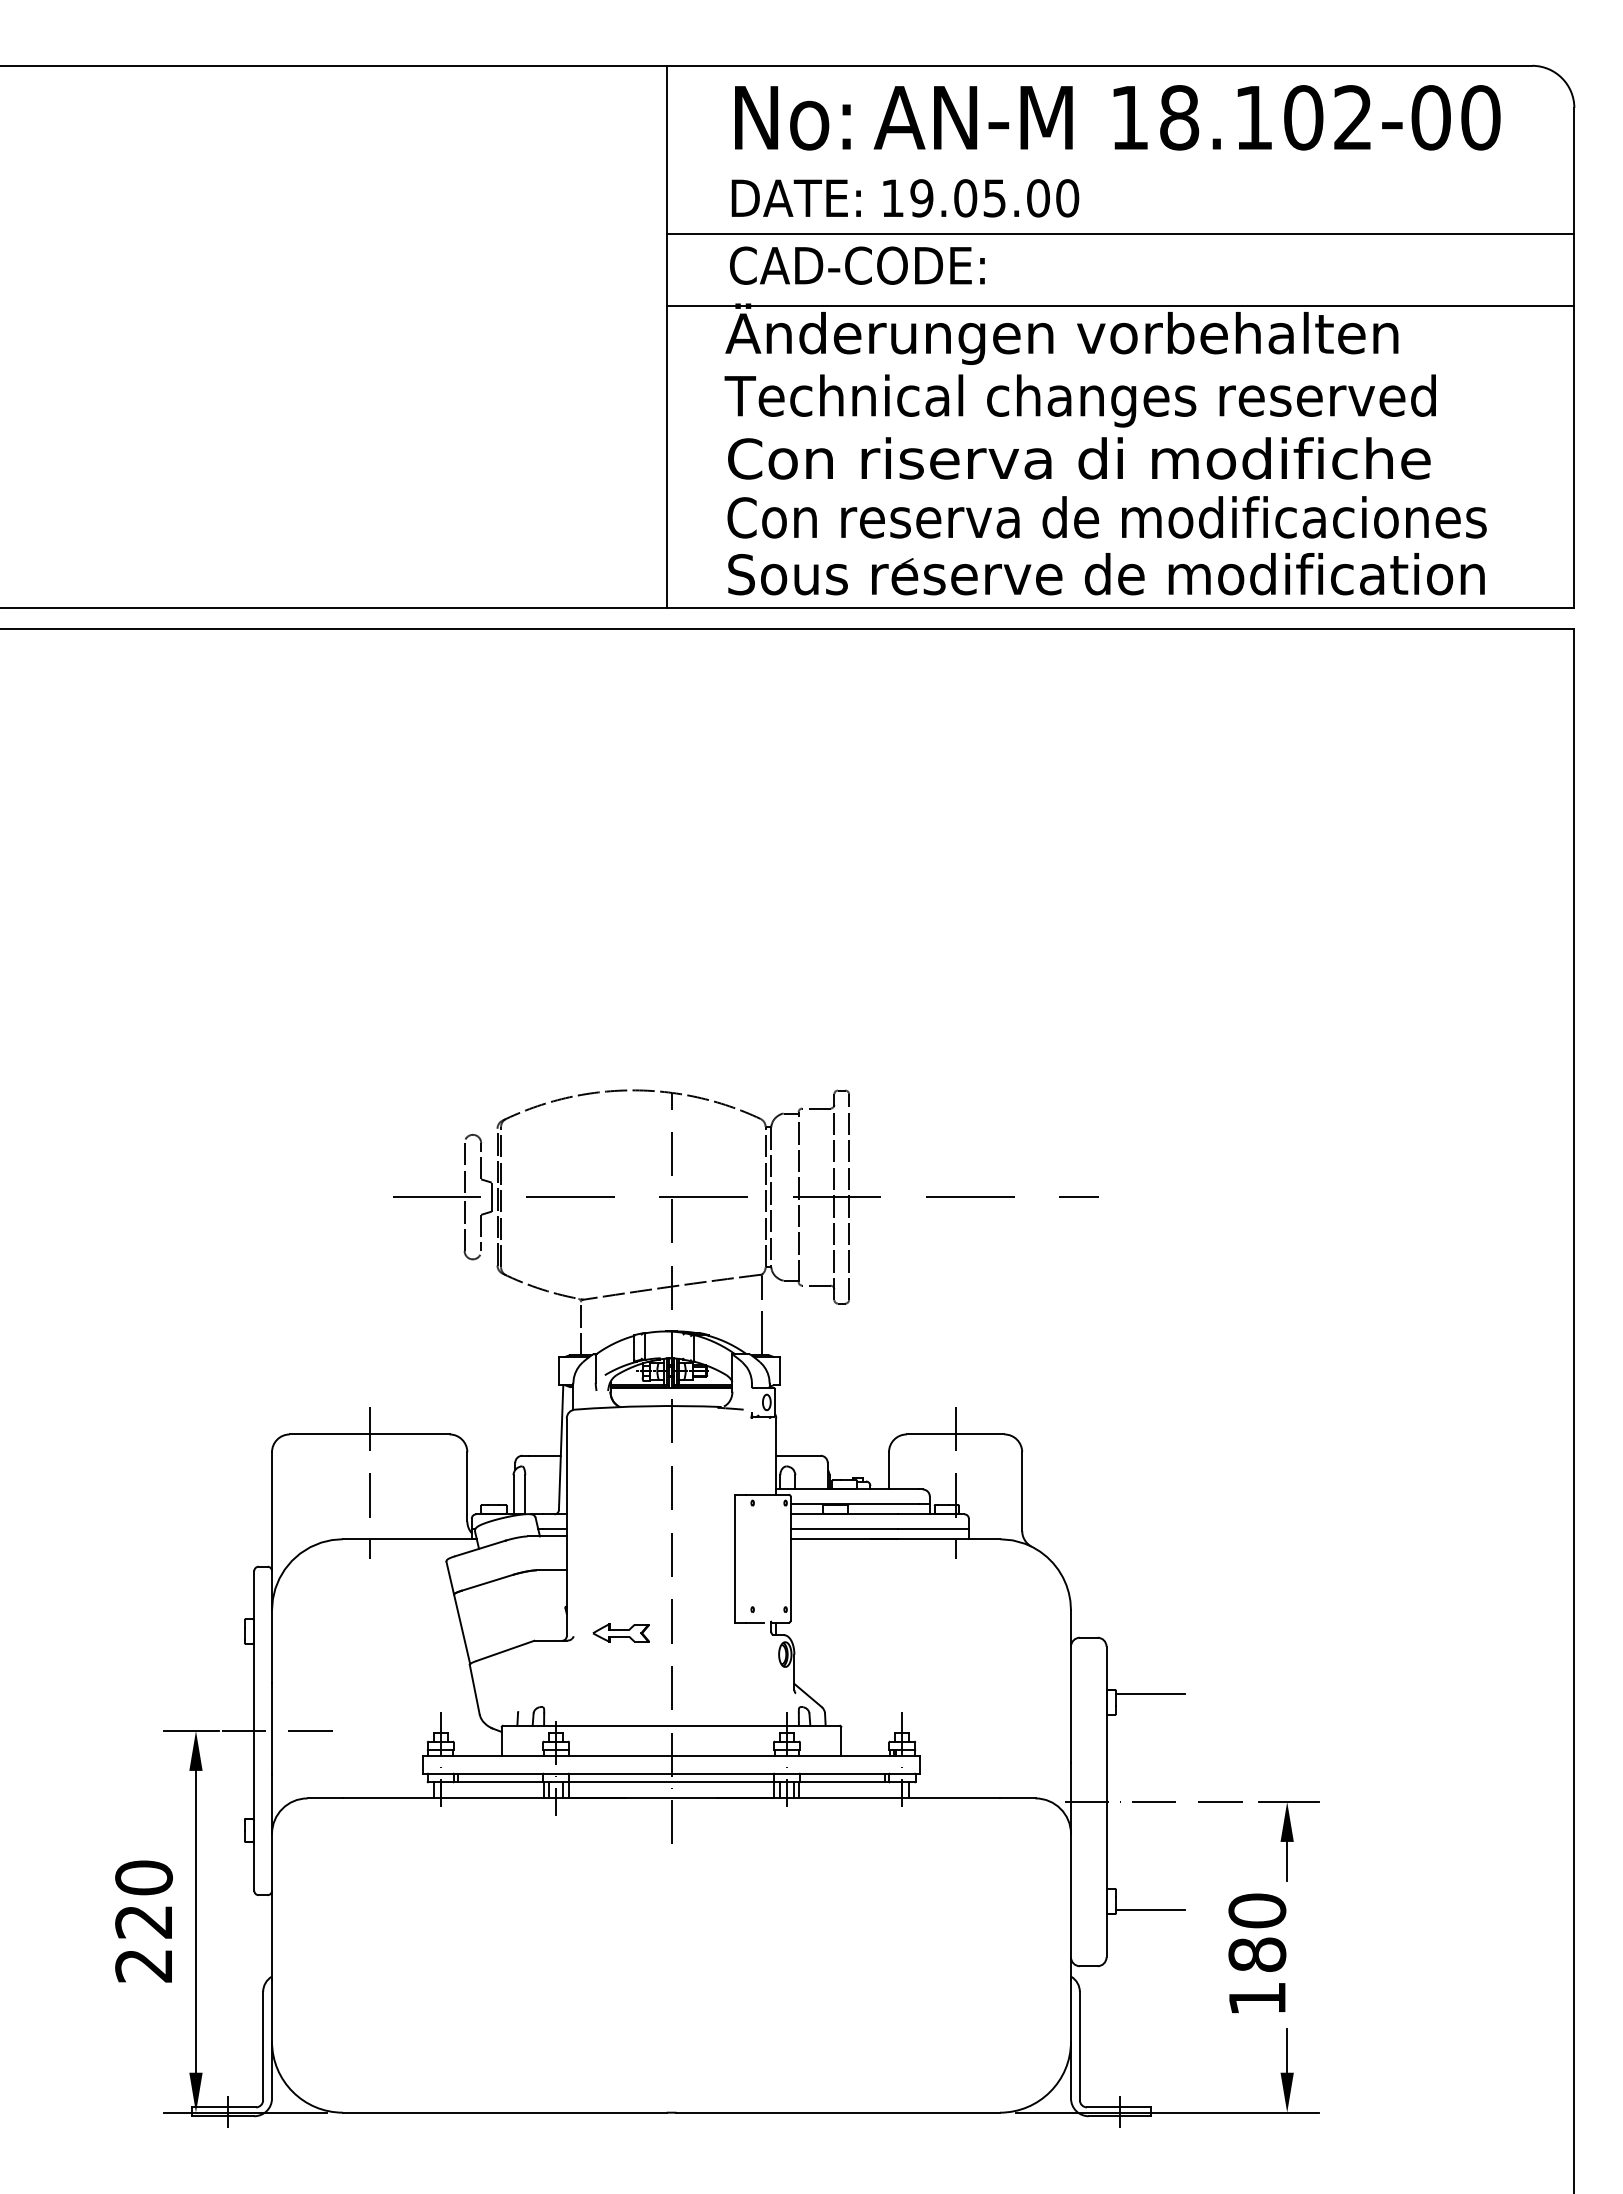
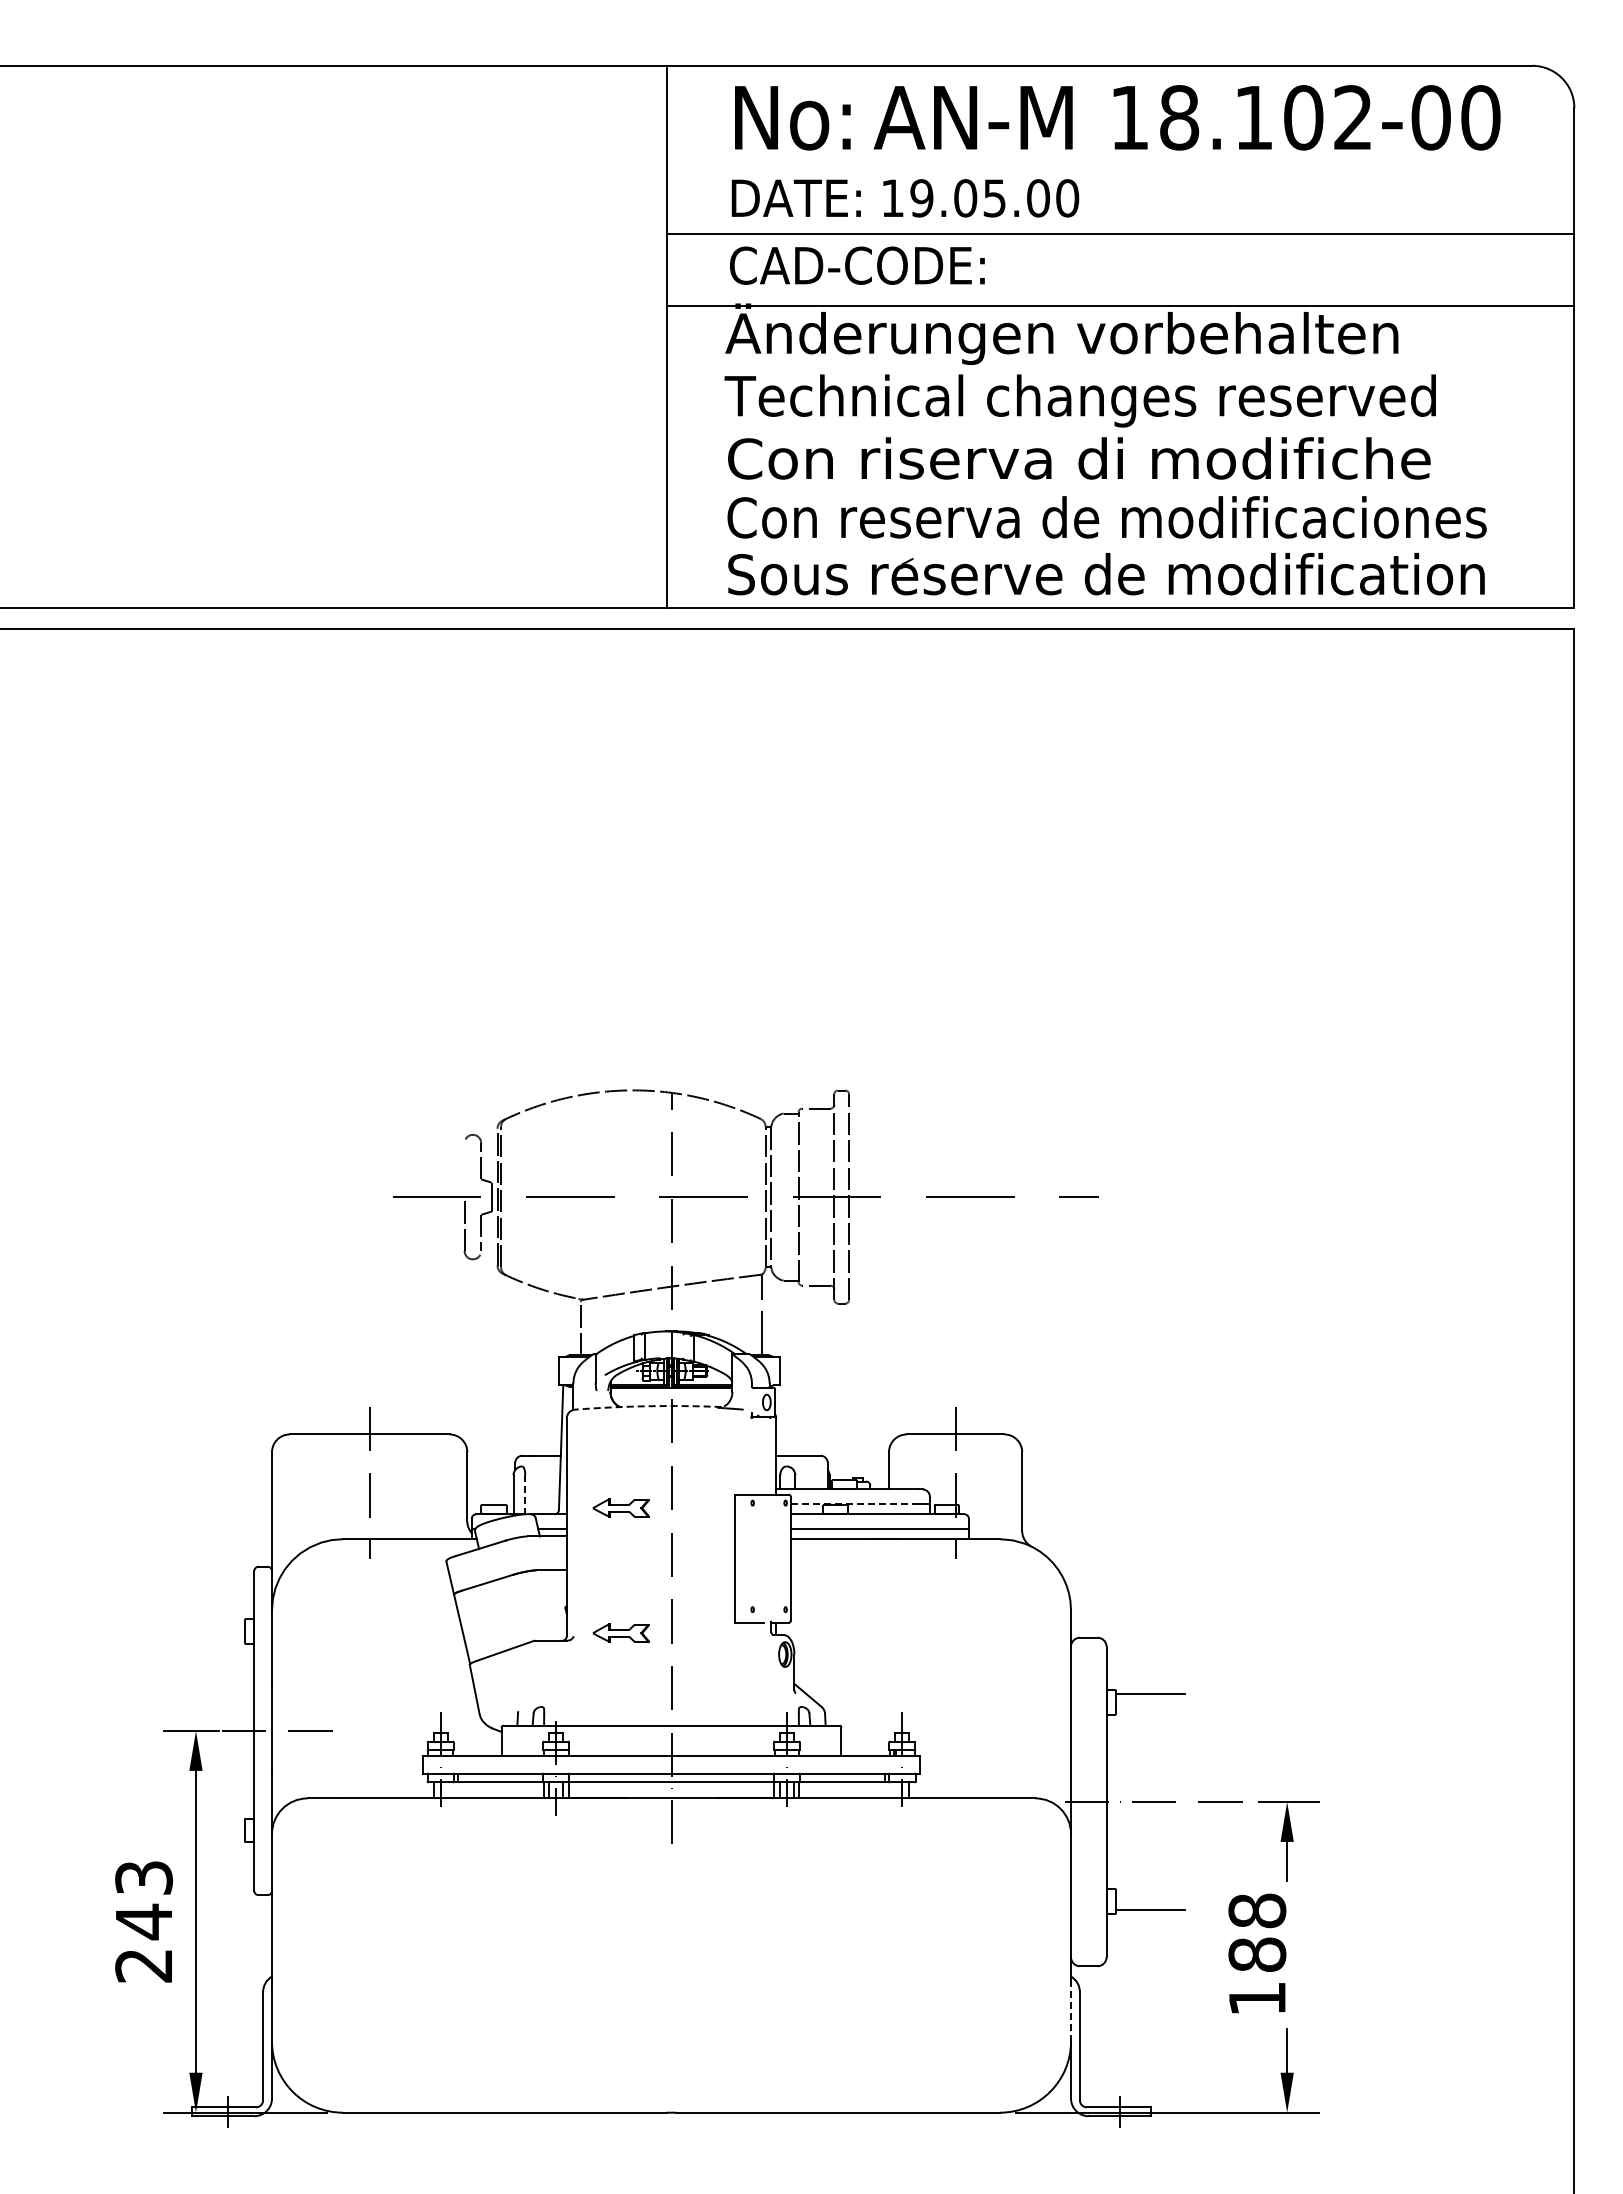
line: present -> none (464, 1170)
arc: solid -> dashed (648, 1406)
line: solid -> dashed (525, 1495)
line: solid -> dashed (854, 1503)
part: none -> present (620, 1507)
text: 220 -> 243 (143, 1900)
text: 180 -> 188 (1257, 1910)
line: solid -> dashed (1071, 2011)
